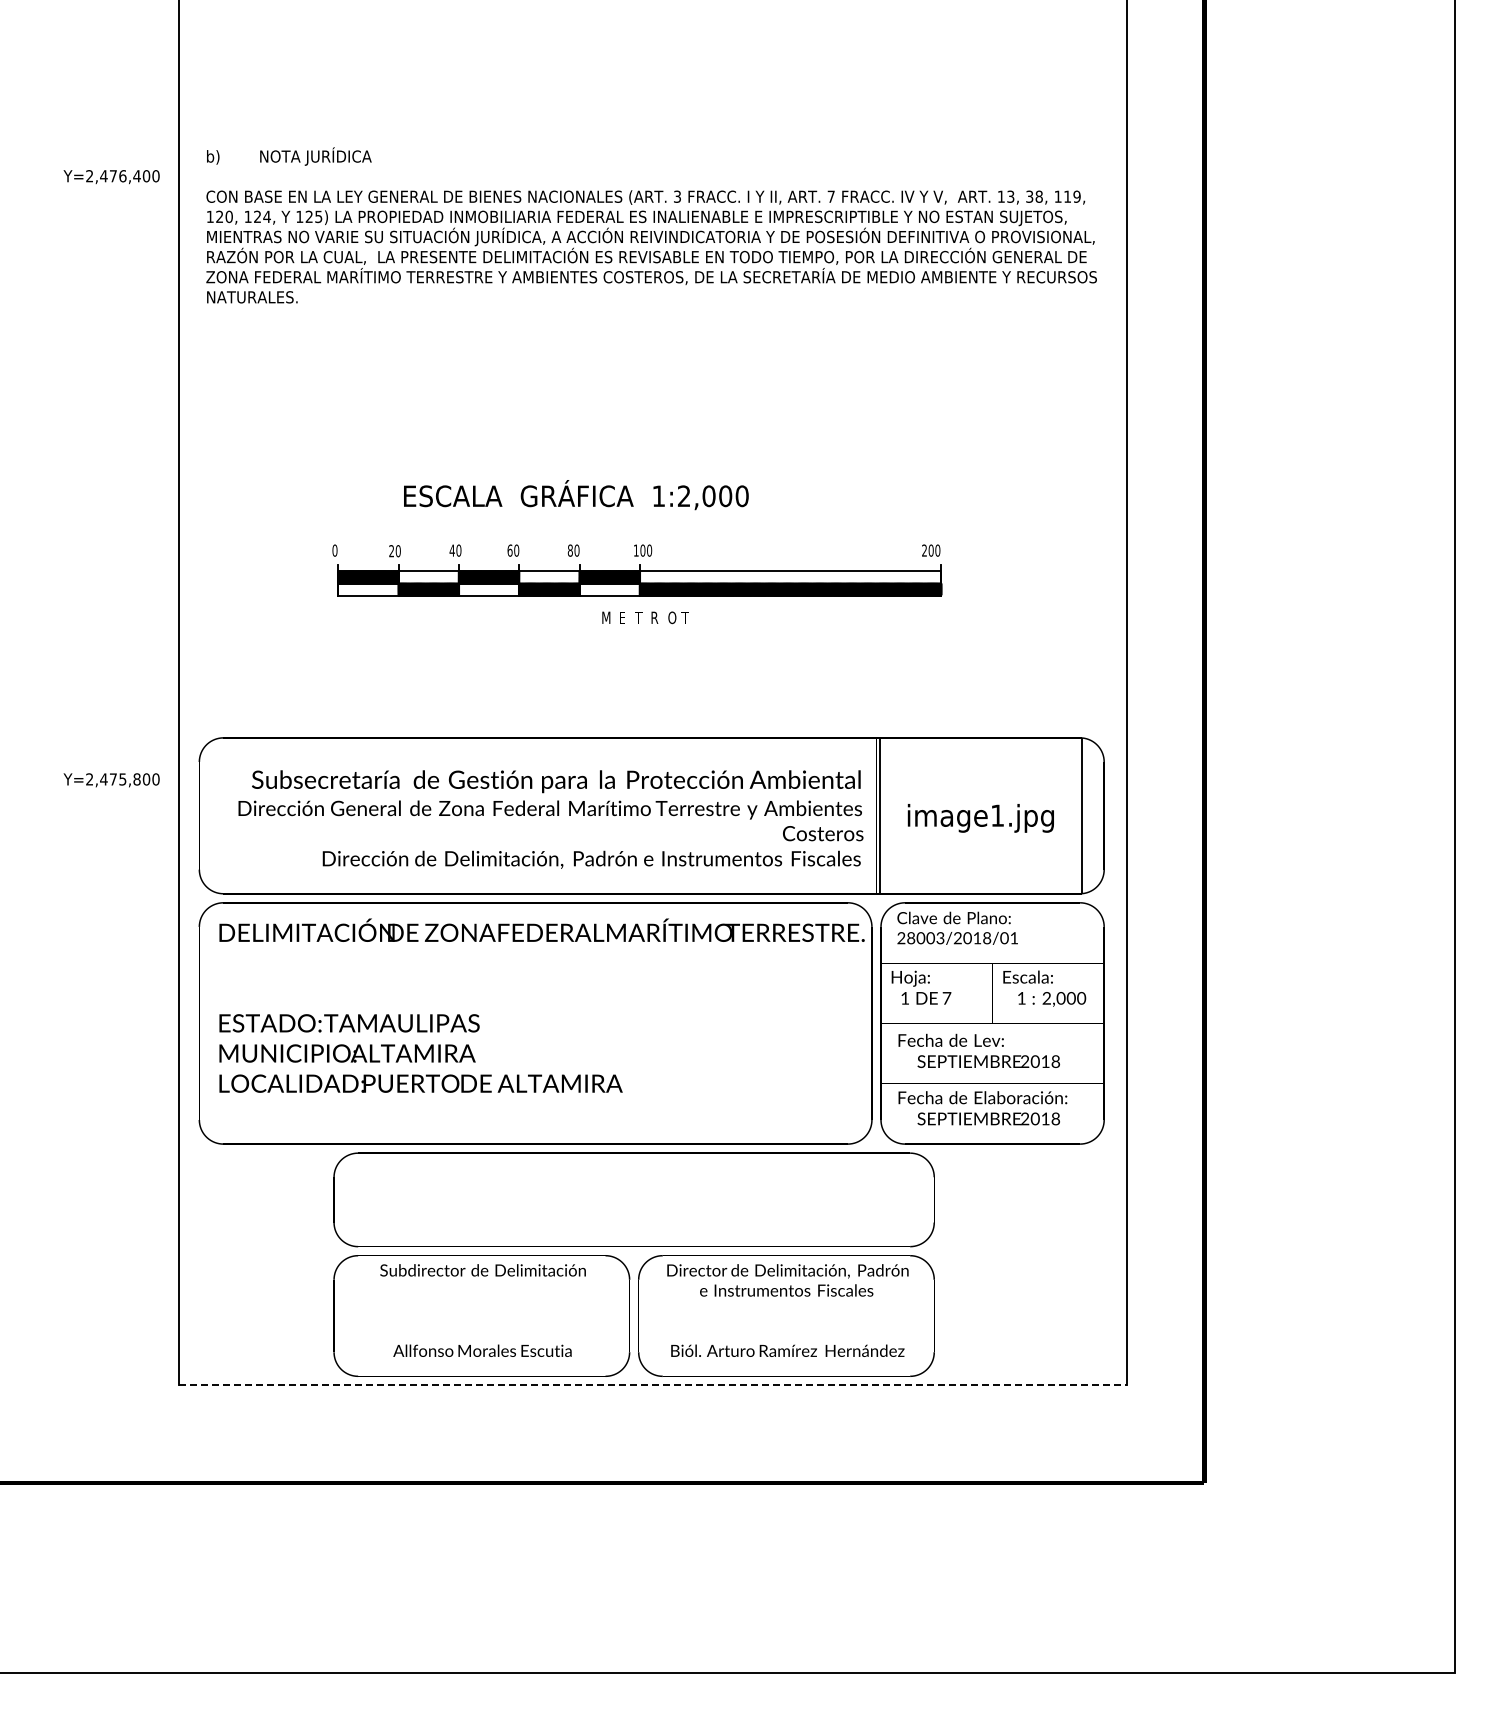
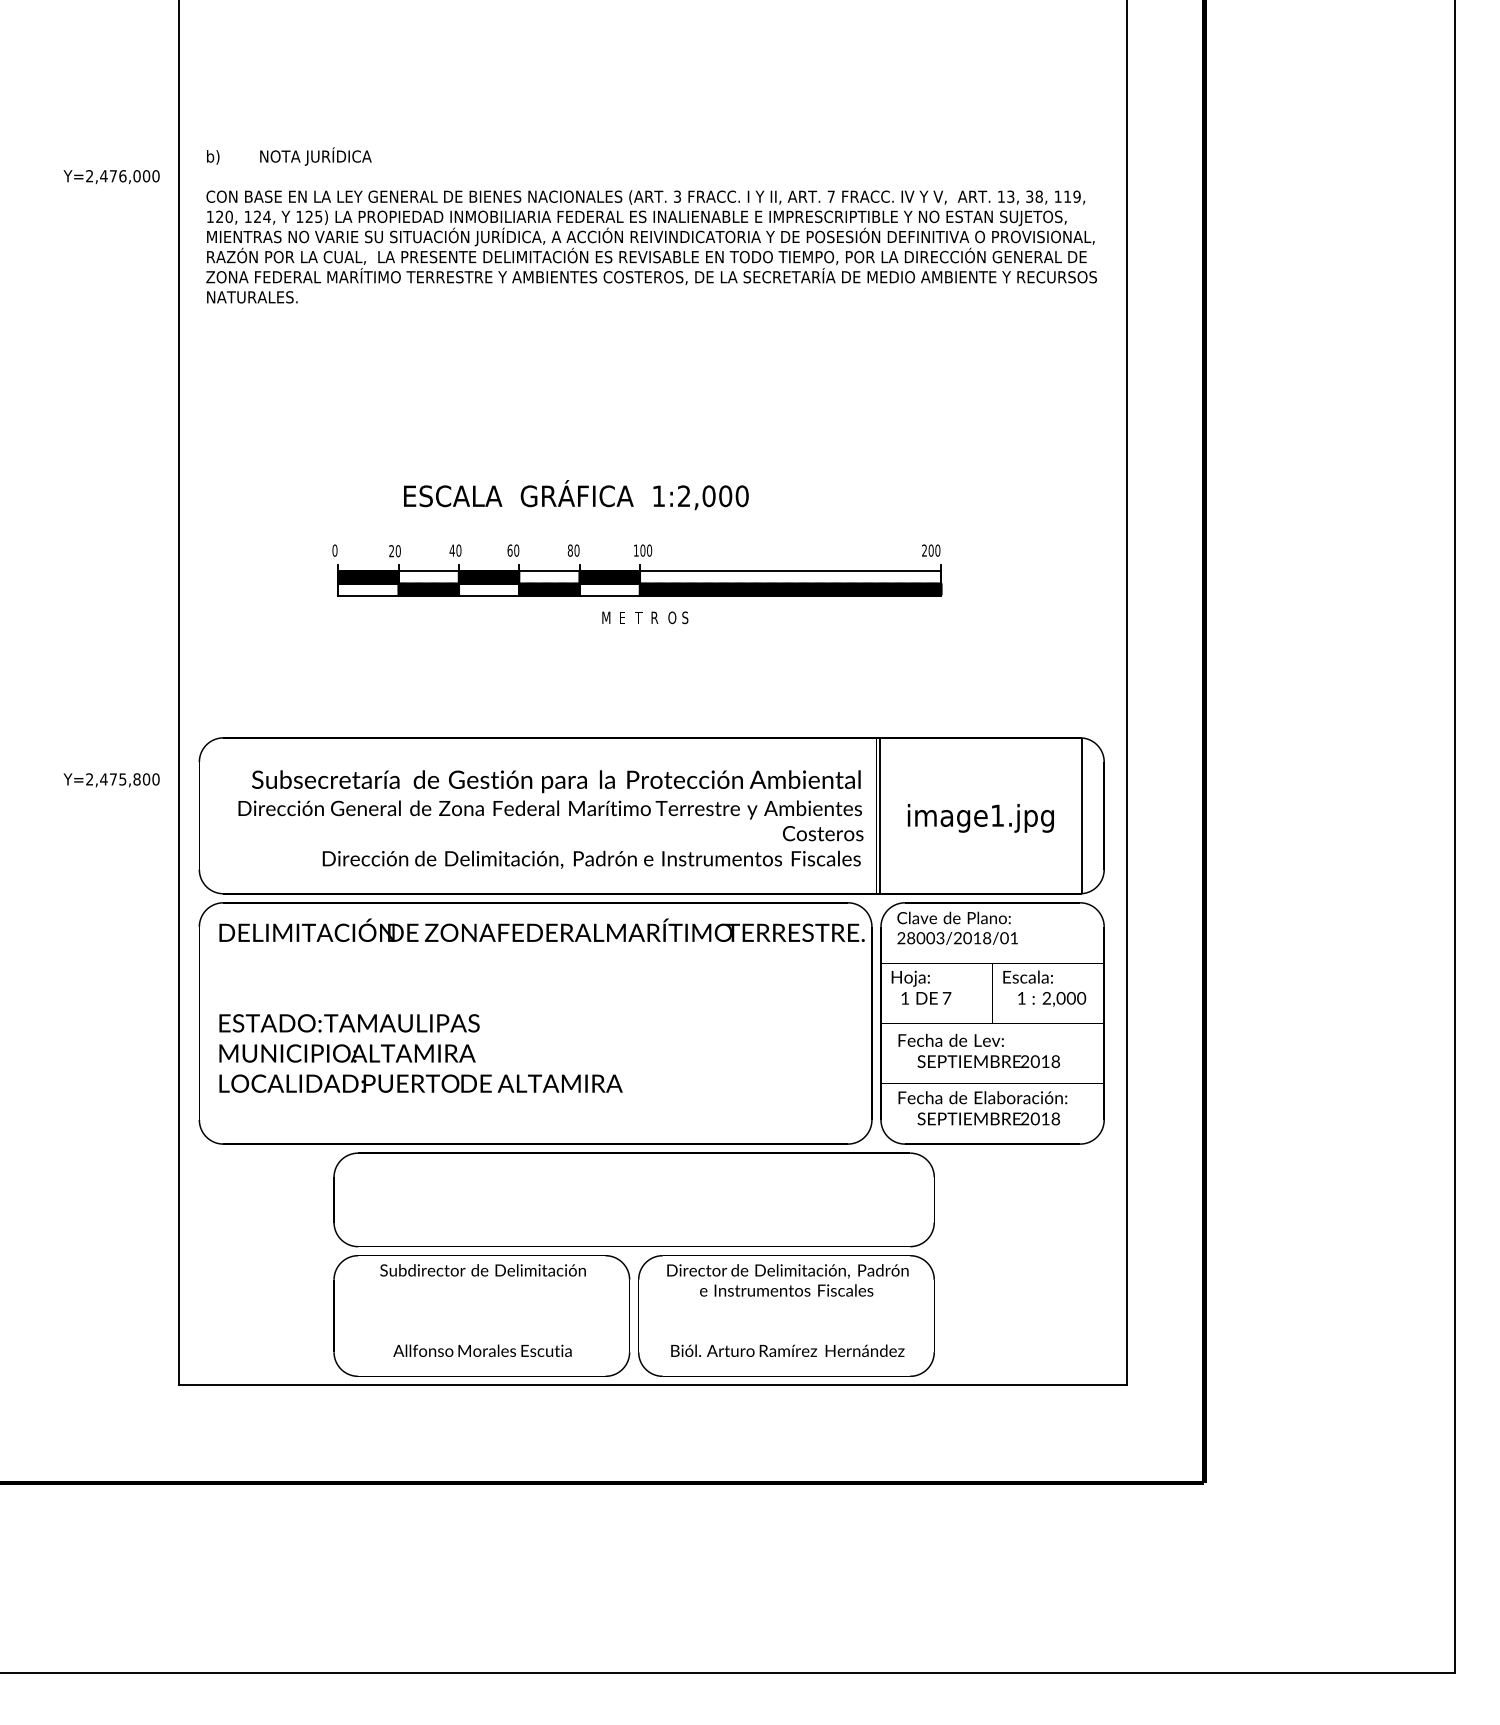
text: Y=2,476,400 -> Y=2,476,000 (136, 176)
text: T -> S (684, 617)
line: dashed -> solid (653, 1384)
